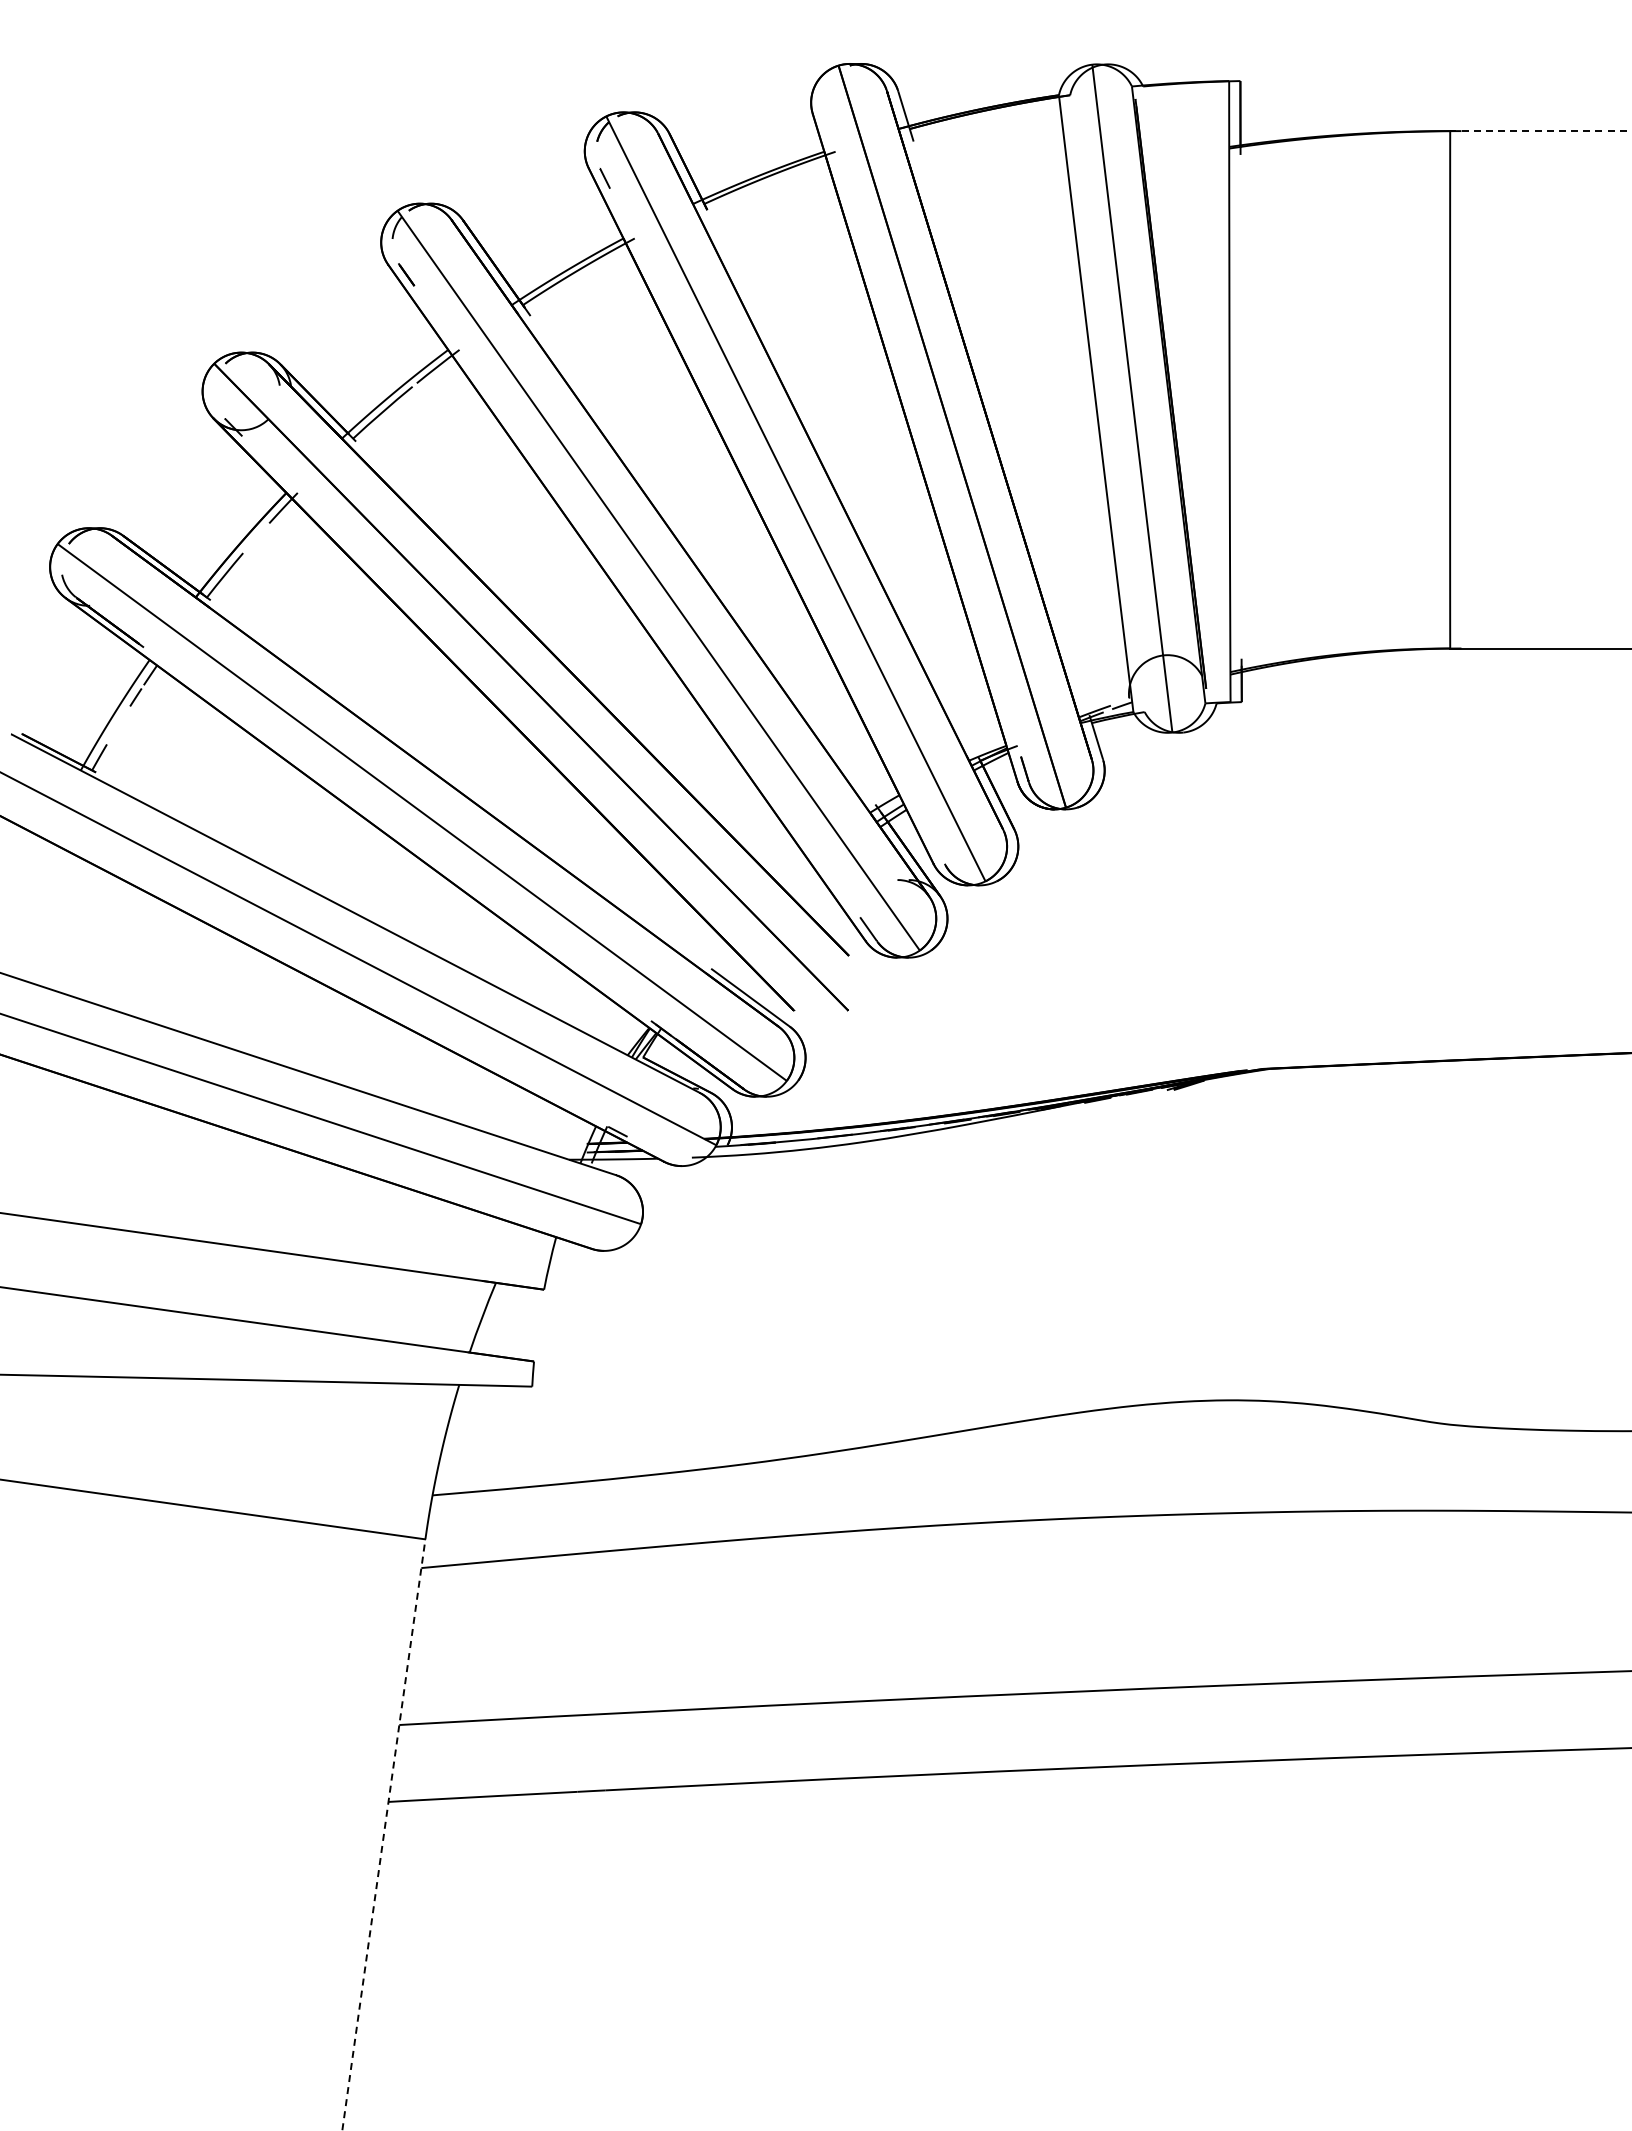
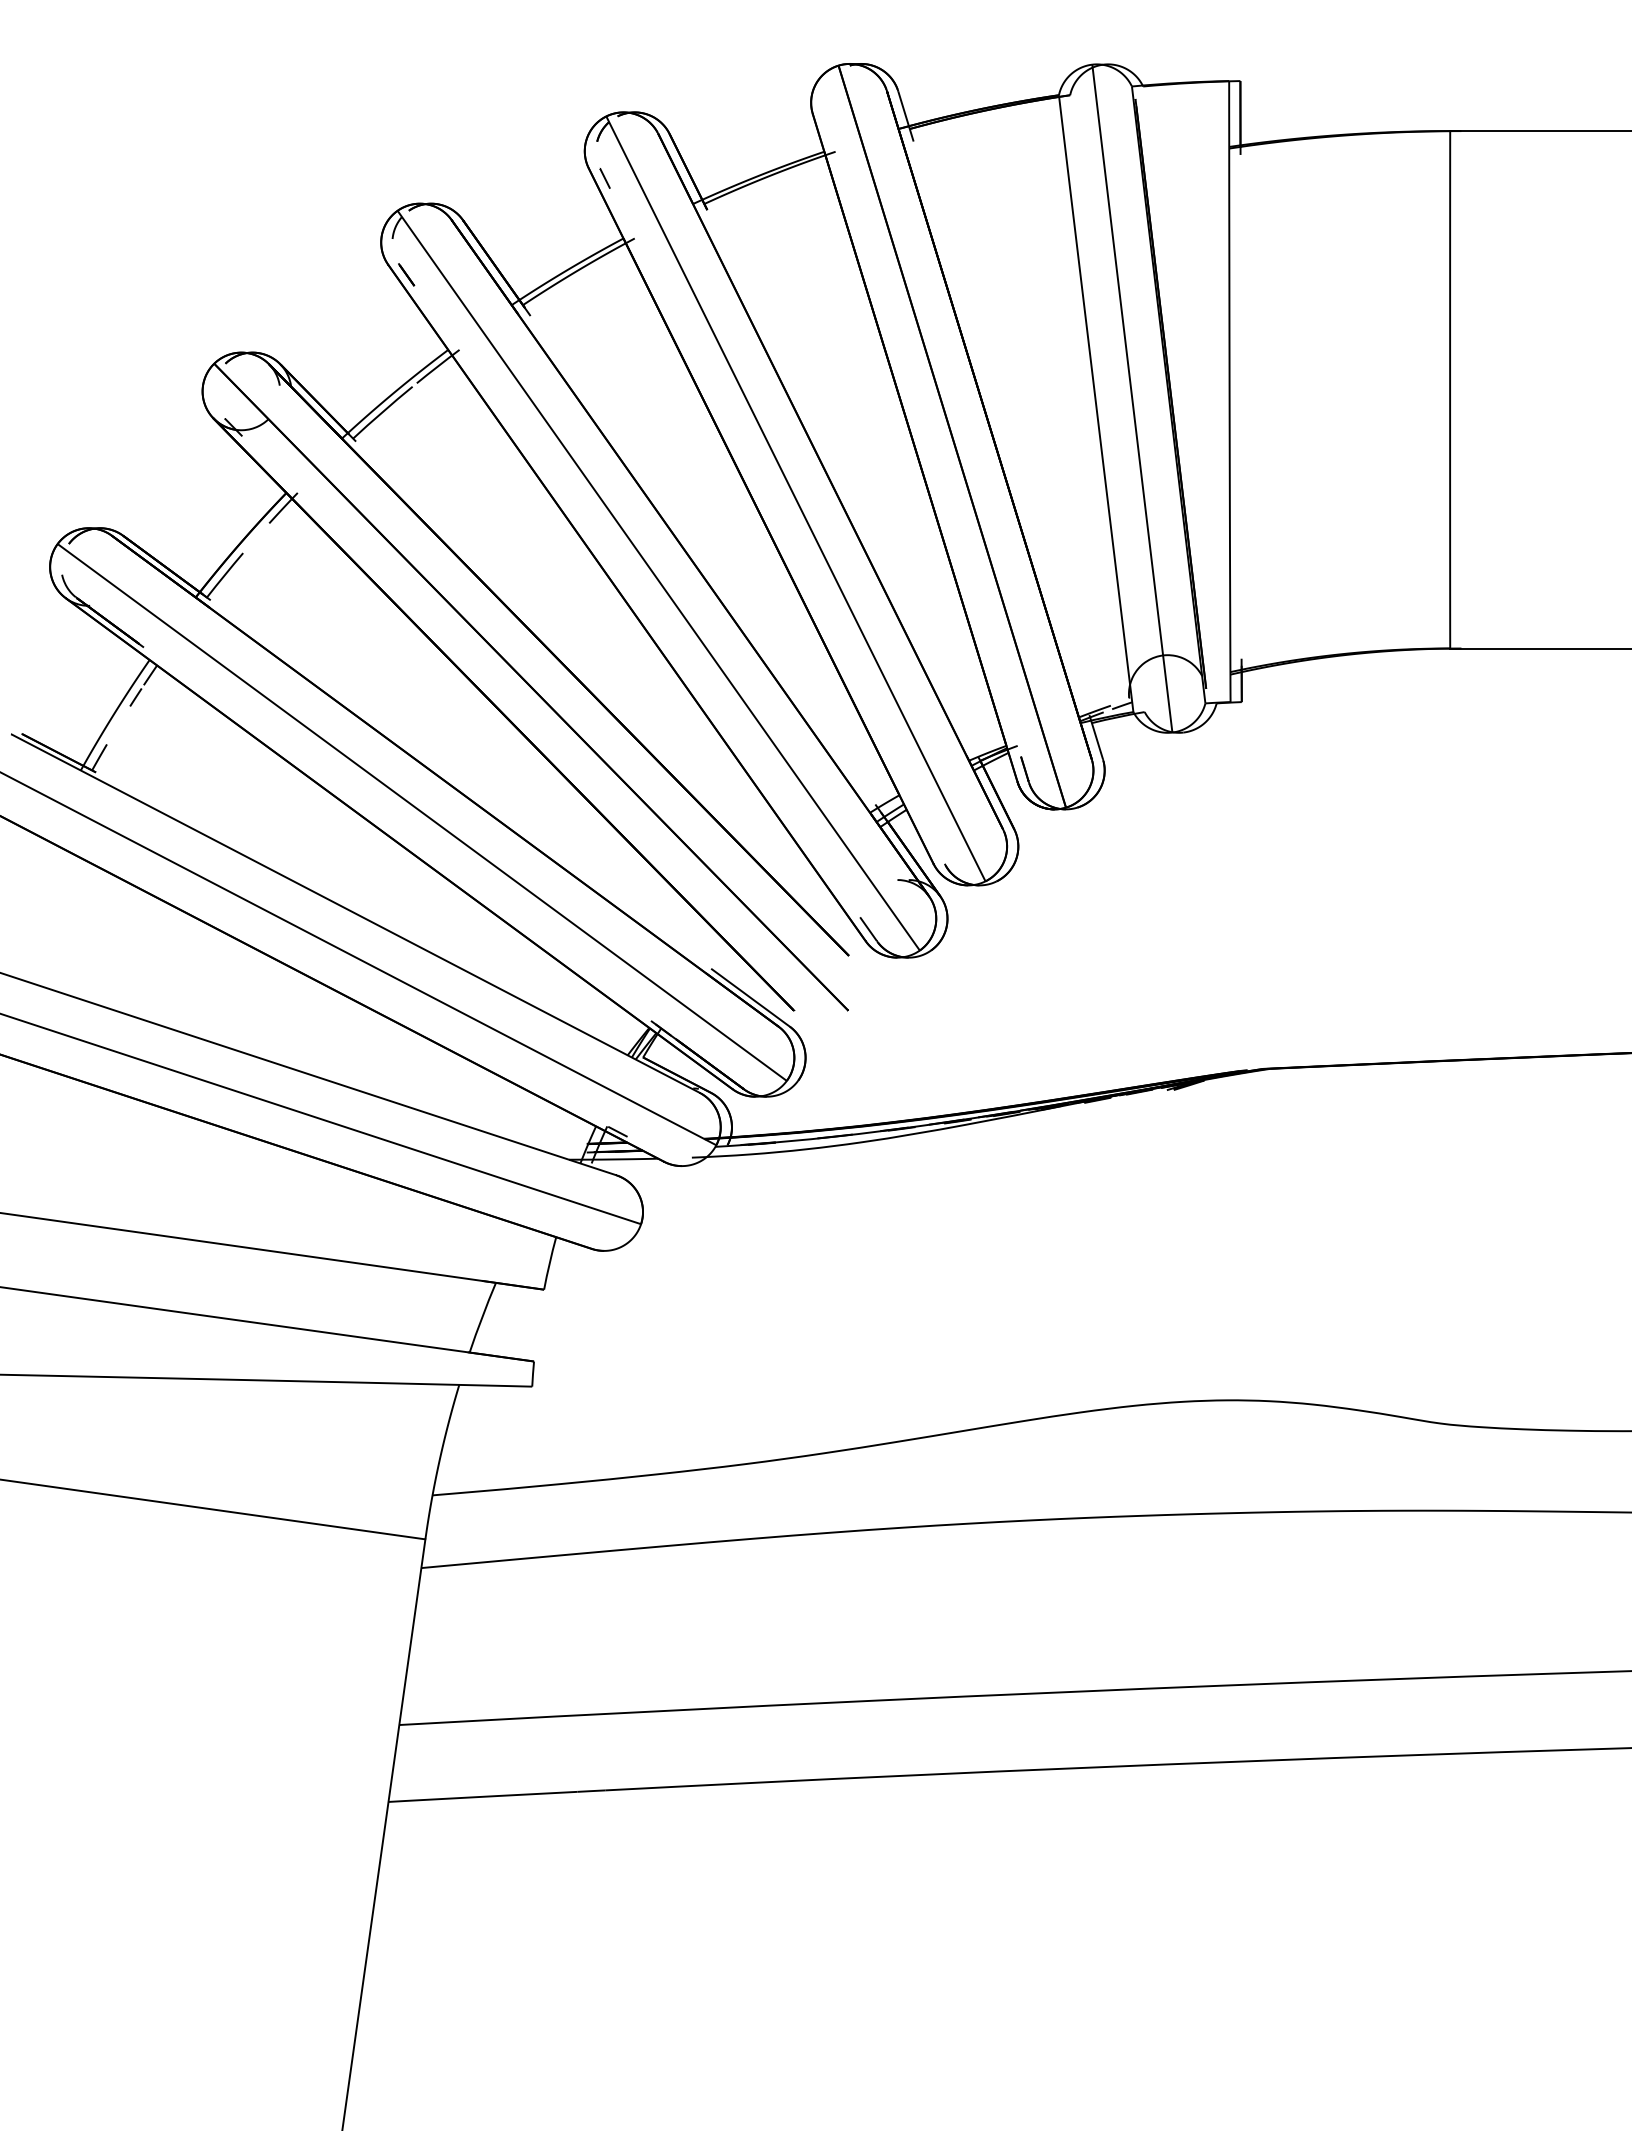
line: dashed -> solid (1540, 131)
line: dashed -> solid (383, 1834)
